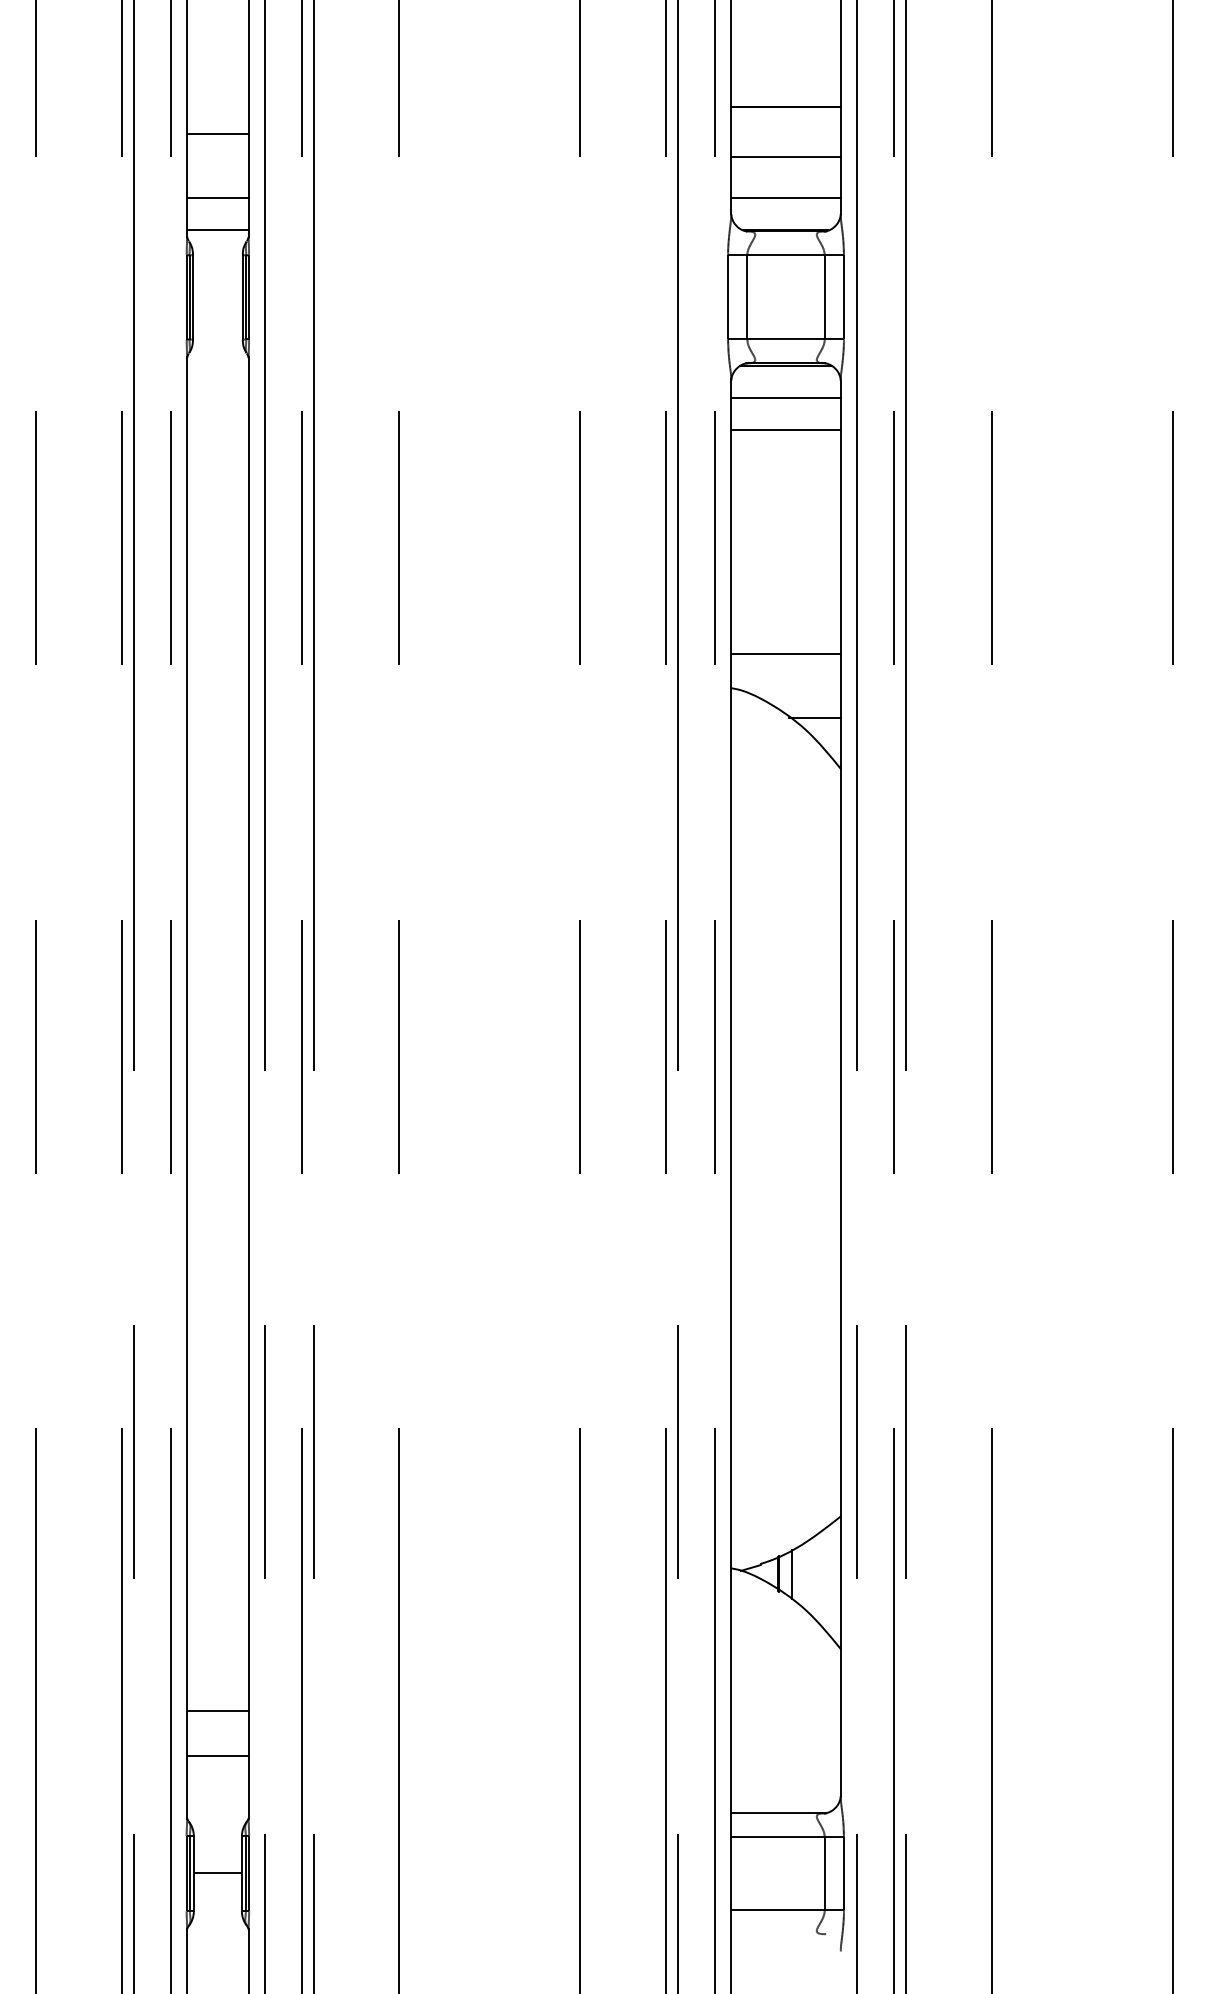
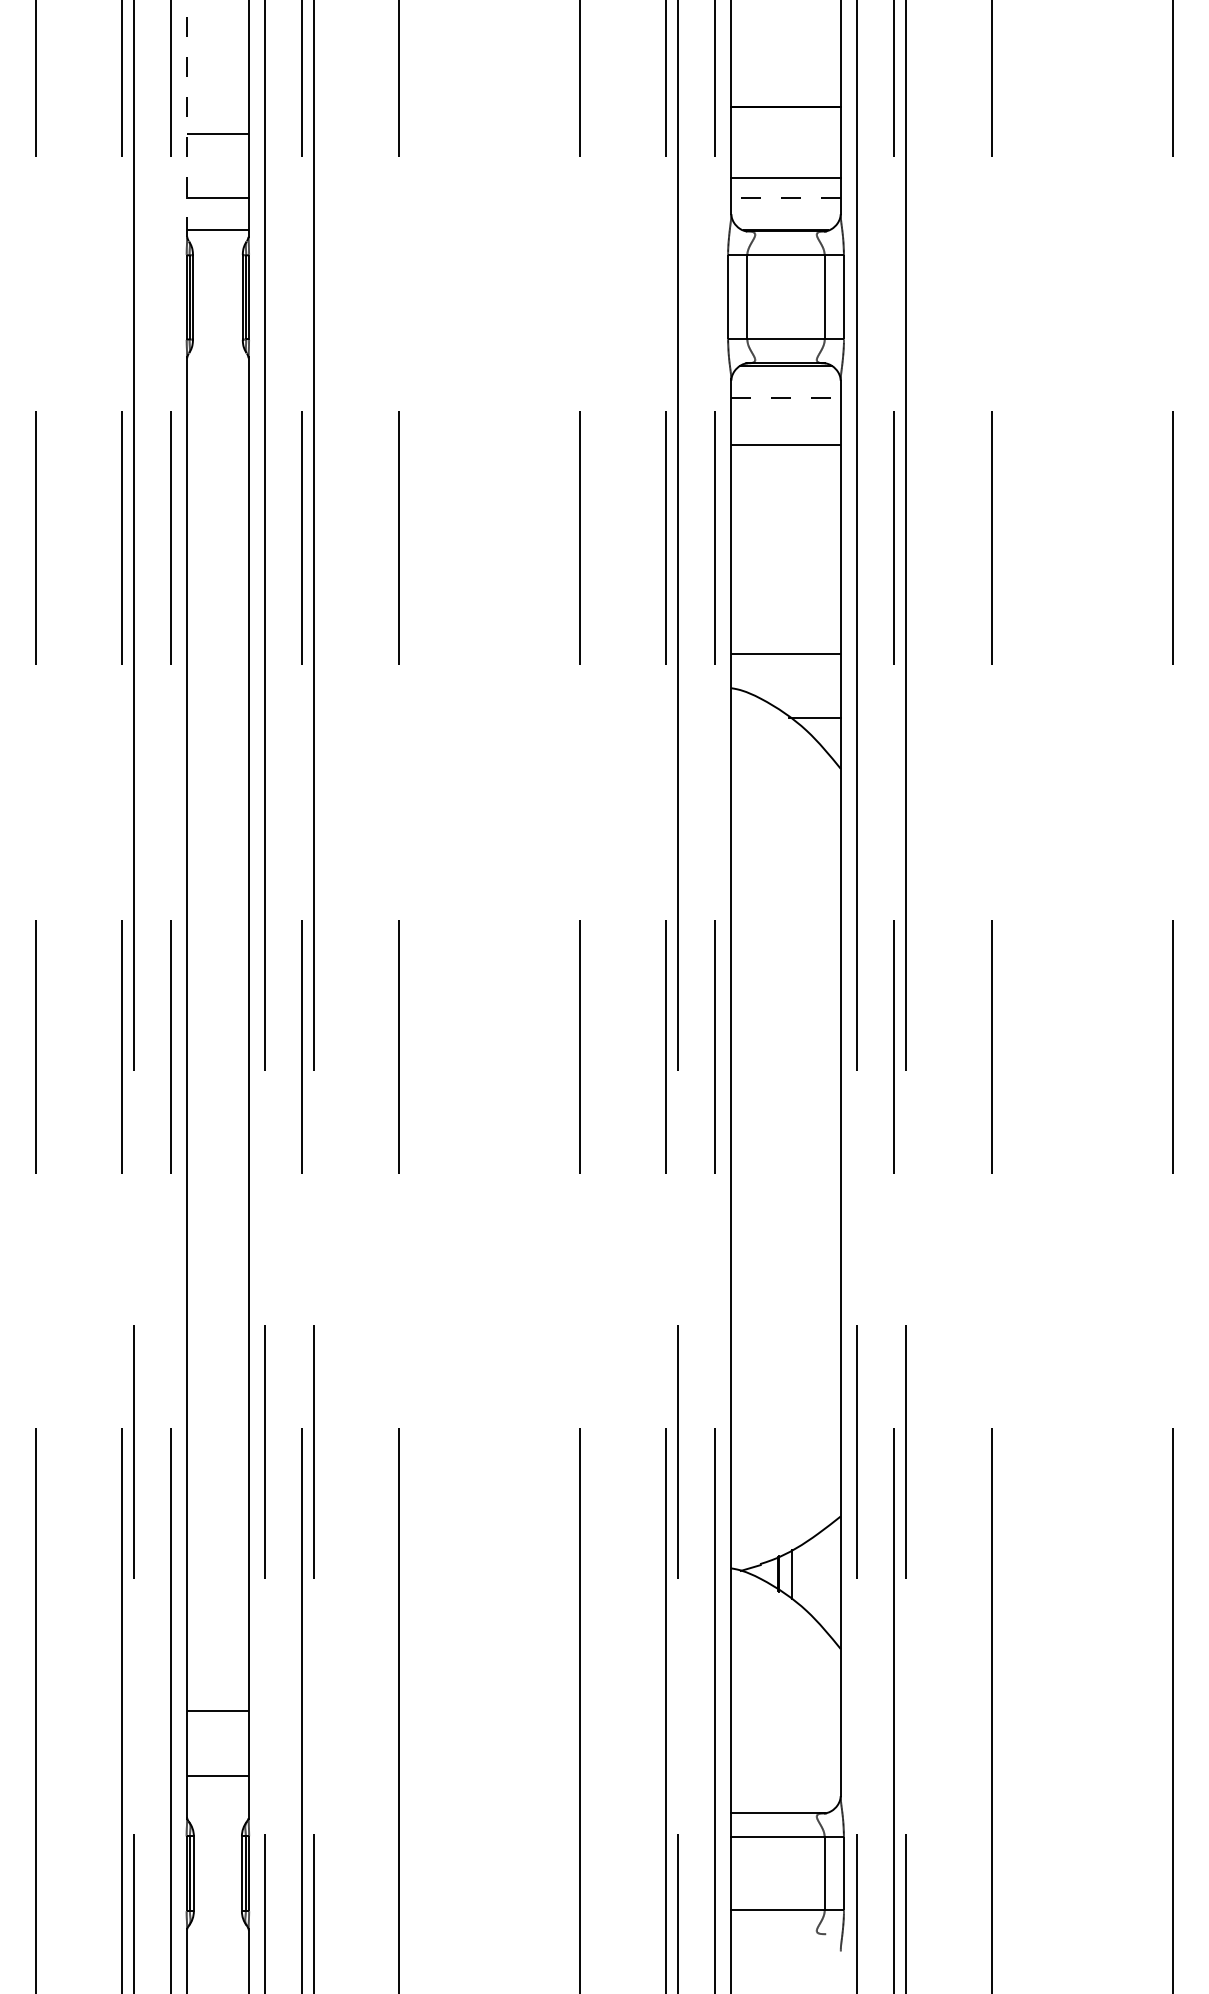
line: solid -> dashed (187, 118)
line position: (785, 157) -> (785, 178) (785, 178)
line: solid -> dashed (786, 198)
line: solid -> dashed (786, 398)
line position: (785, 430) -> (785, 445) (785, 445)
line position: (217, 1755) -> (217, 1775) (217, 1775)
line: present -> none (217, 1872)
